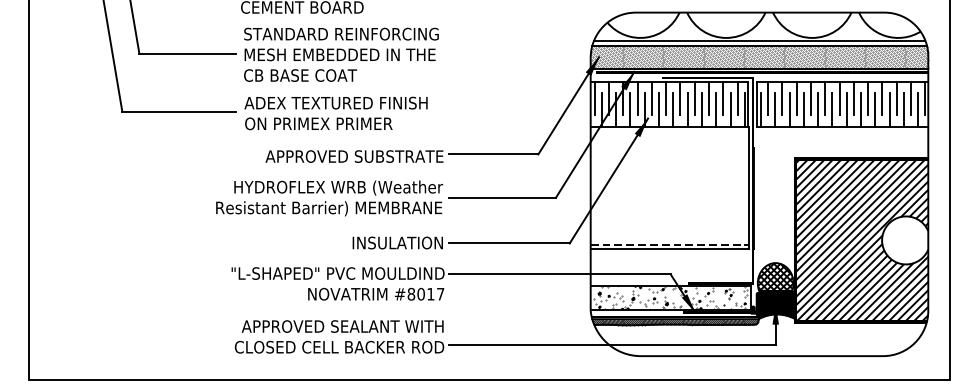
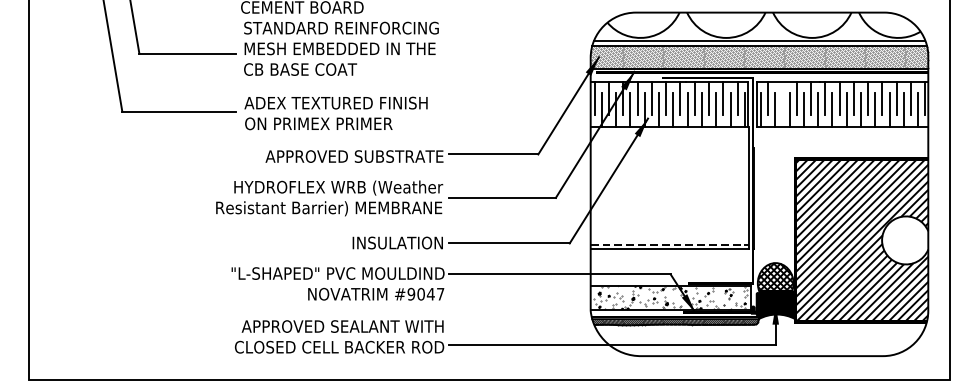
text position: (341, 54) -> (341, 48) (341, 48)
line: present -> none (782, 98)
text: #8017 -> #9047 (420, 294)
